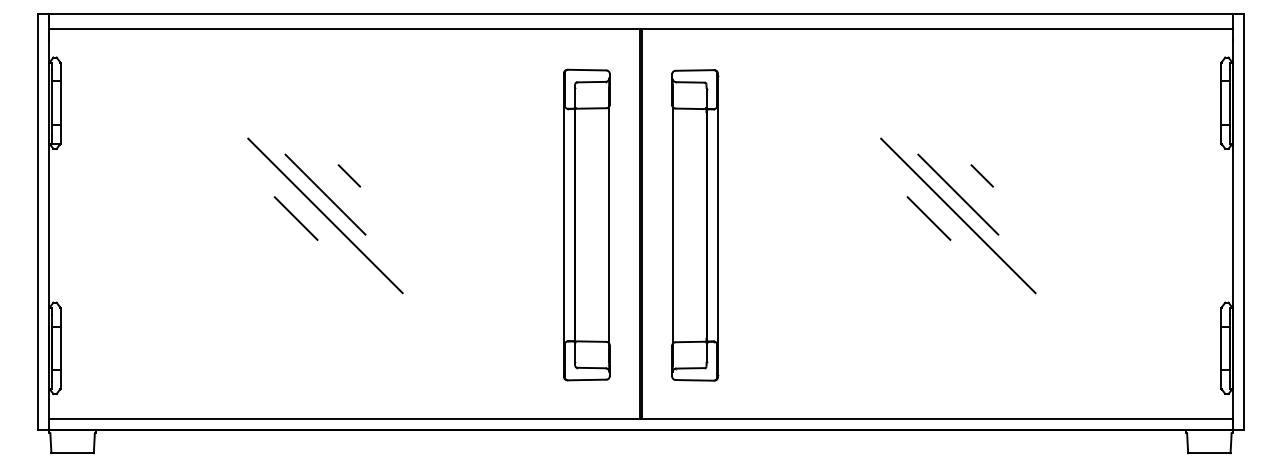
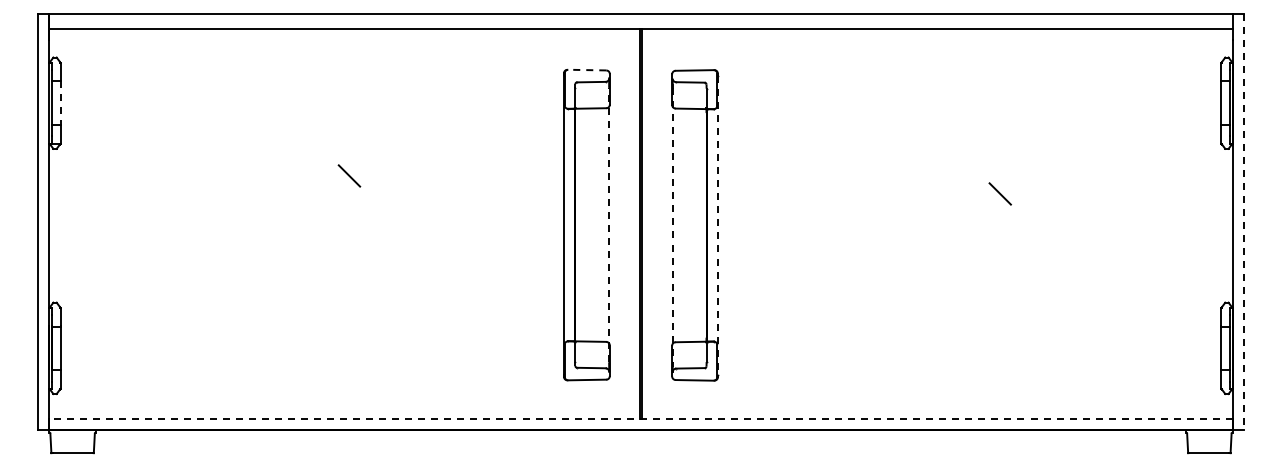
line: solid -> dashed (587, 70)
line: solid -> dashed (60, 103)
line position: (981, 175) -> (999, 193) (999, 193)
line: present -> none (325, 194)
line: present -> none (958, 194)
line: present -> none (325, 215)
line: present -> none (958, 215)
line: present -> none (295, 218)
line: present -> none (928, 218)
line: solid -> dashed (1243, 222)
line: solid -> dashed (609, 224)
line: solid -> dashed (672, 225)
line: solid -> dashed (717, 225)
line: solid -> dashed (641, 419)
